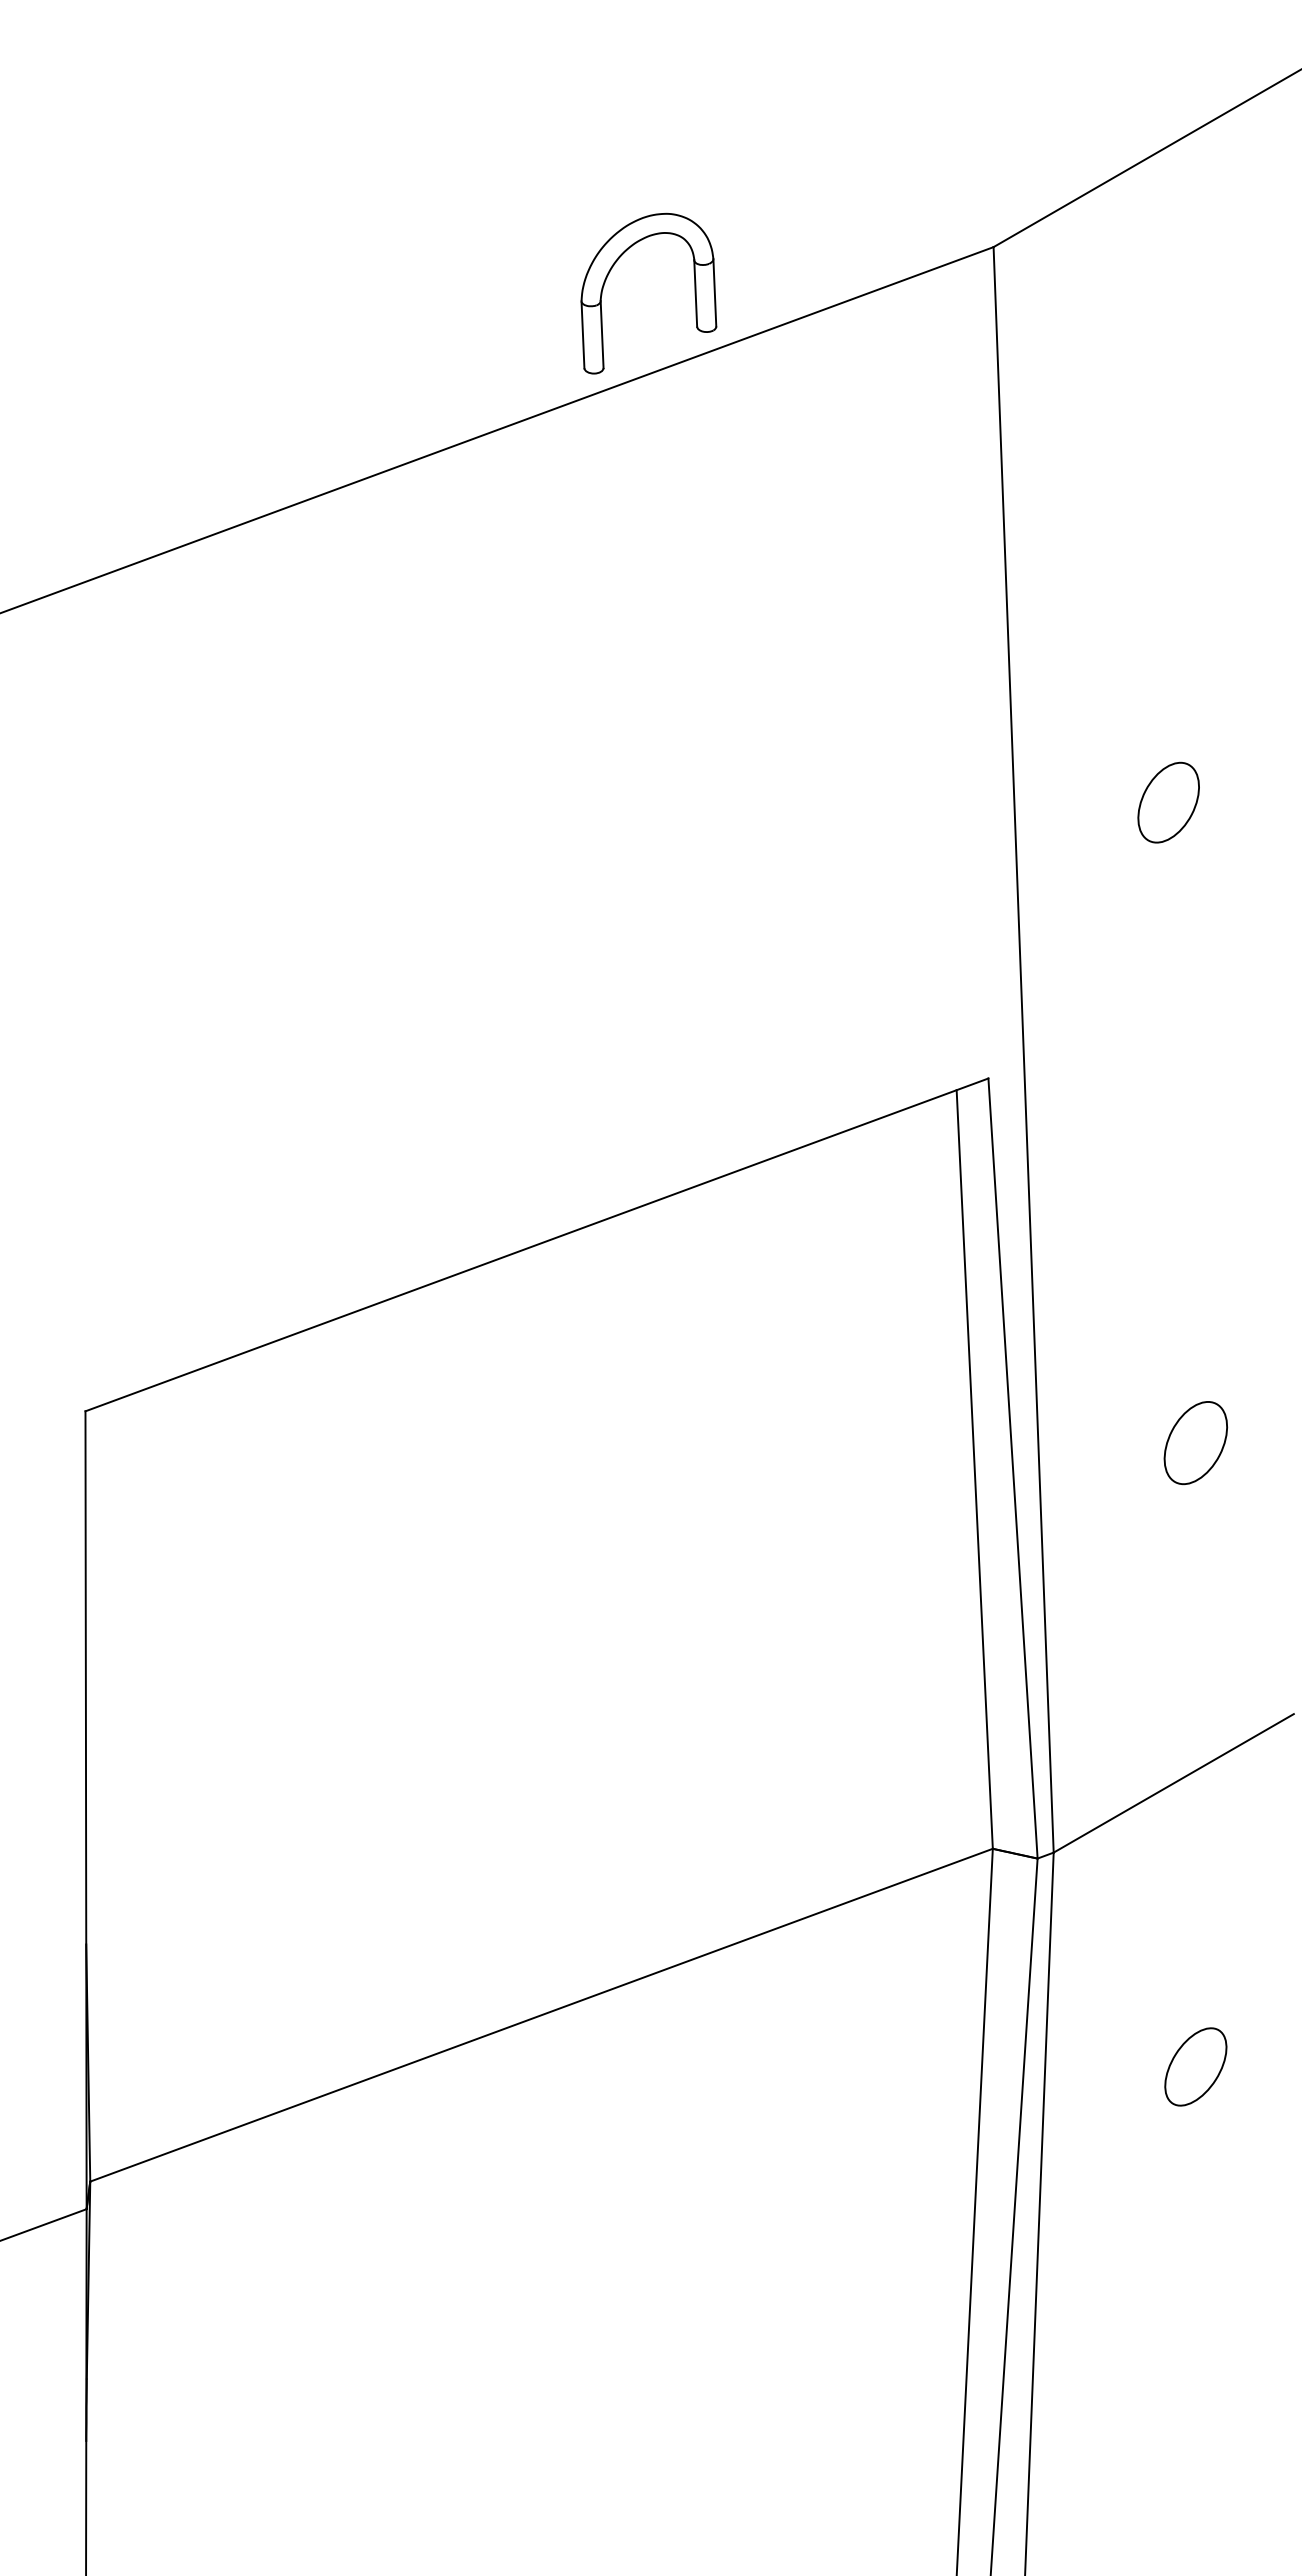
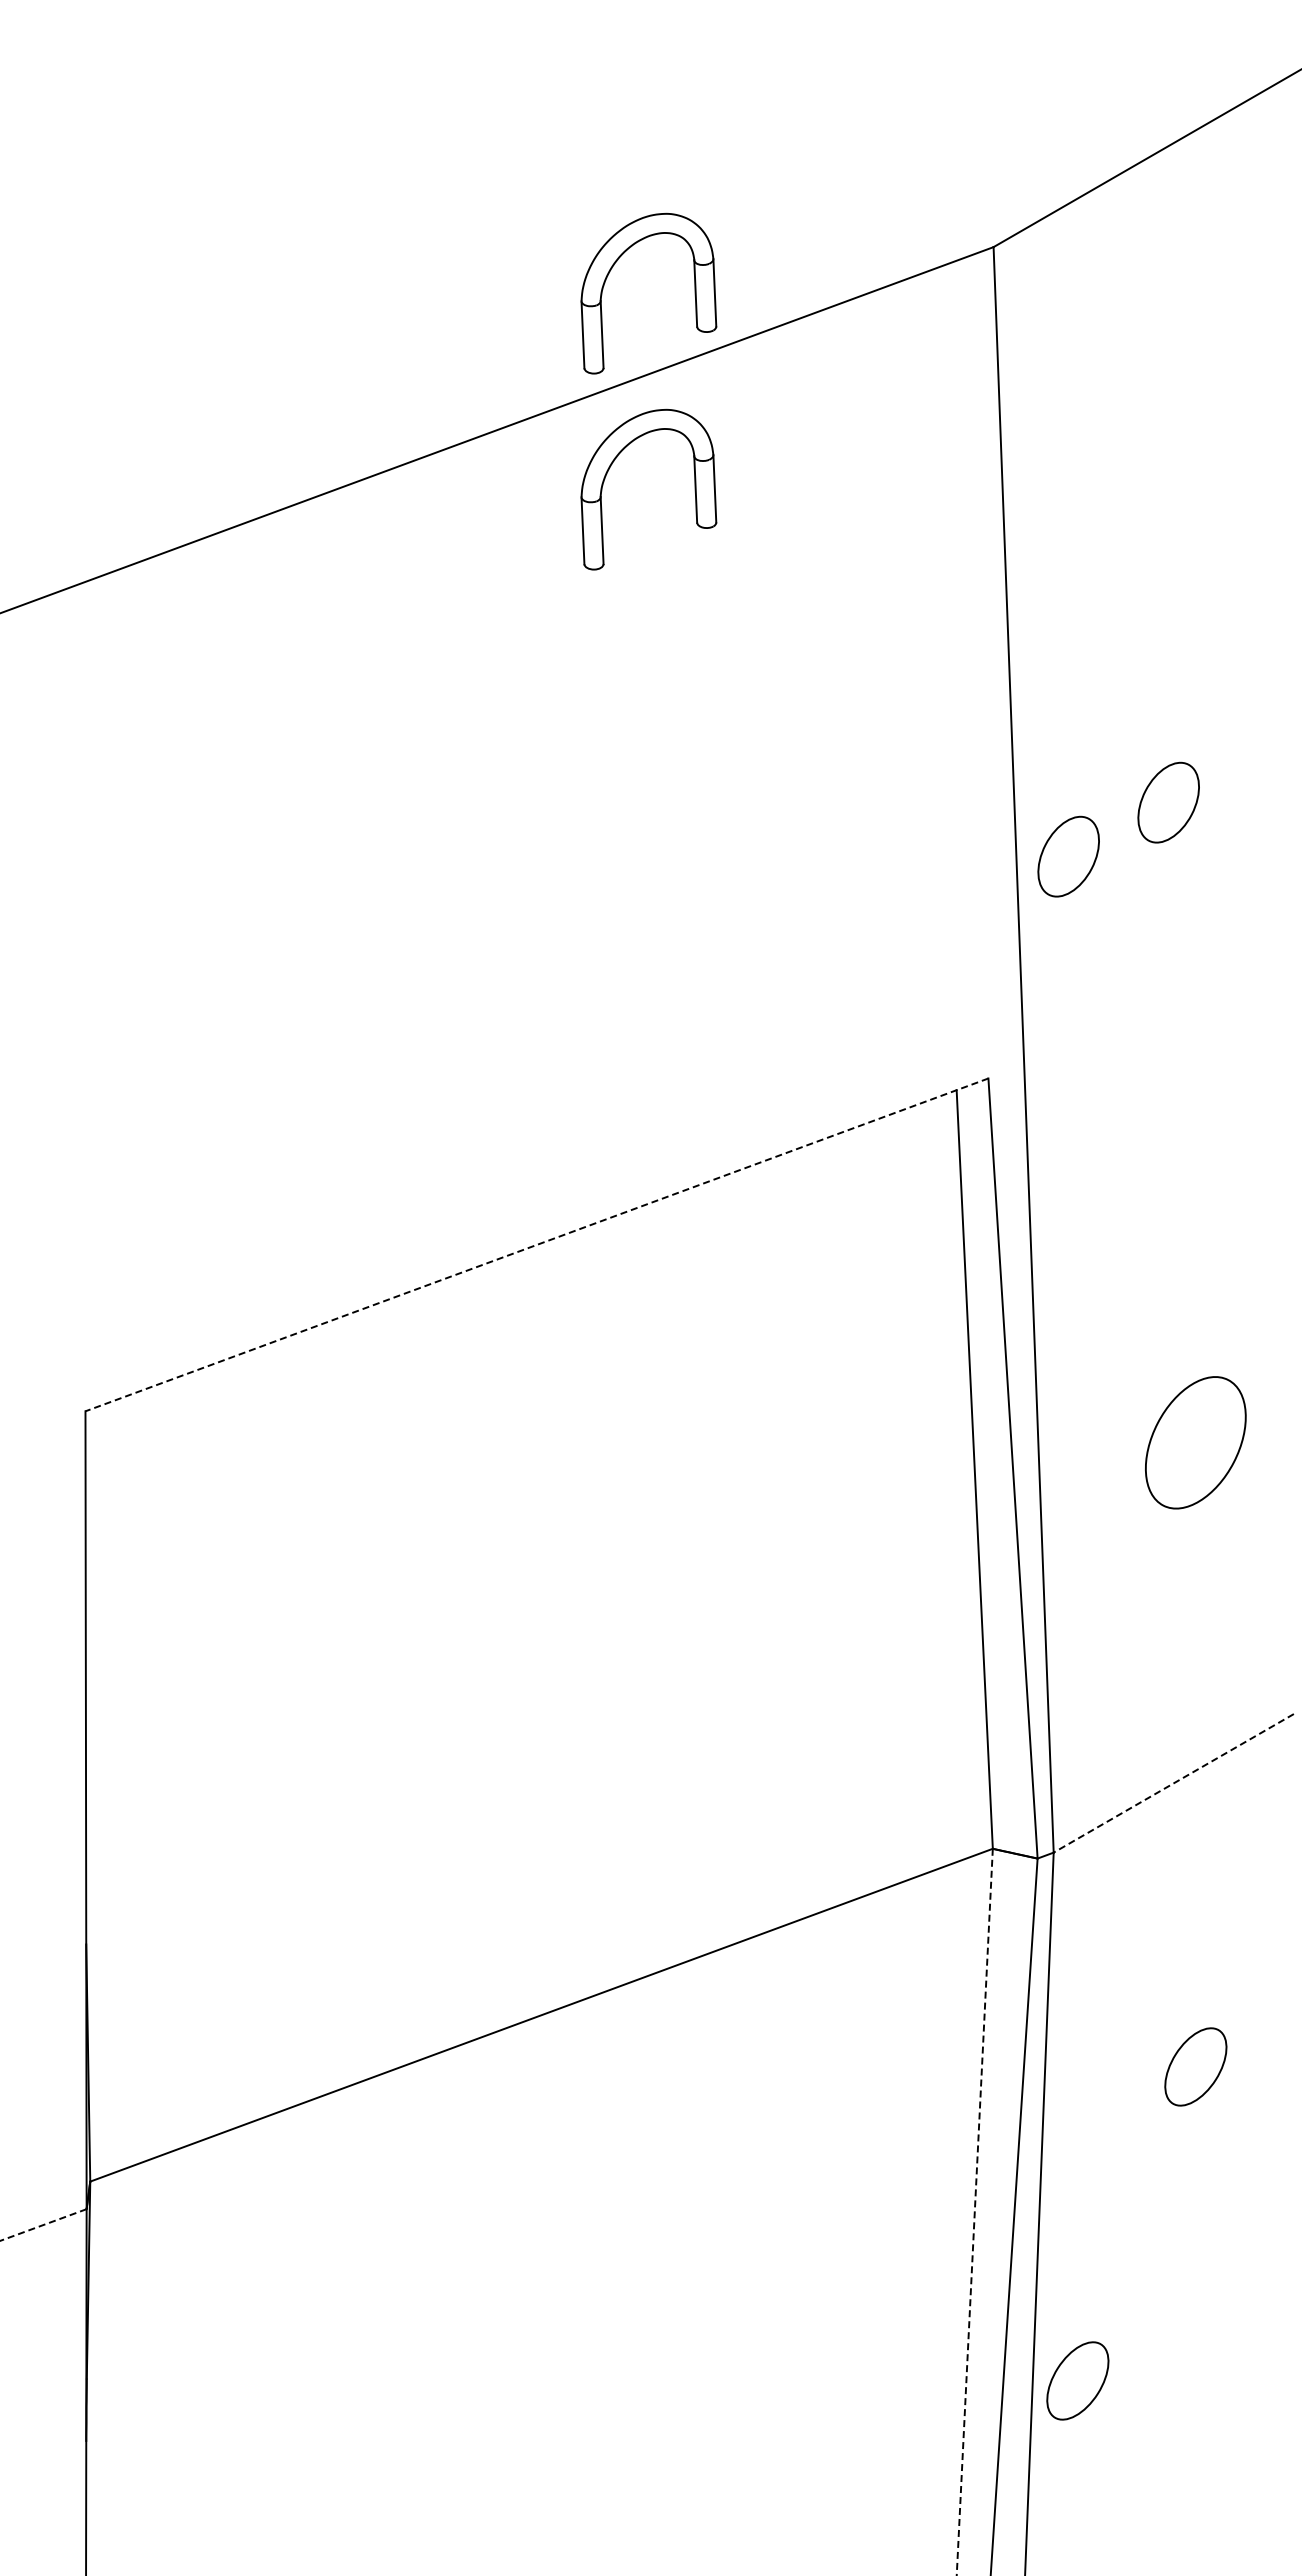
part: none -> present (611, 466)
part: none -> present (1068, 856)
line: solid -> dashed (536, 1245)
part size: 66x85 px -> 102x134 px (1195, 1442)
line: solid -> dashed (1173, 1783)
line: solid -> dashed (974, 2211)
line: solid -> dashed (43, 2224)
part: none -> present (1077, 2380)
